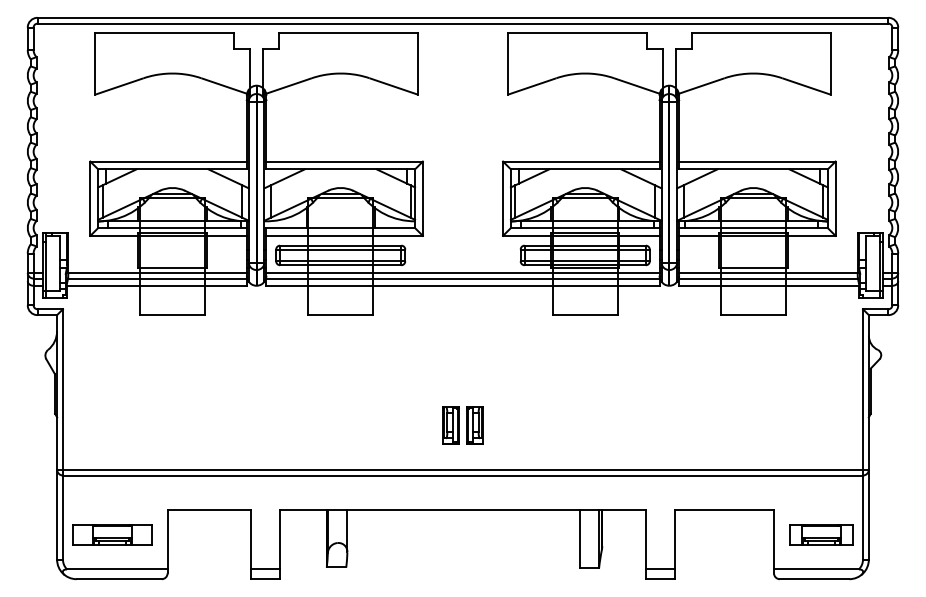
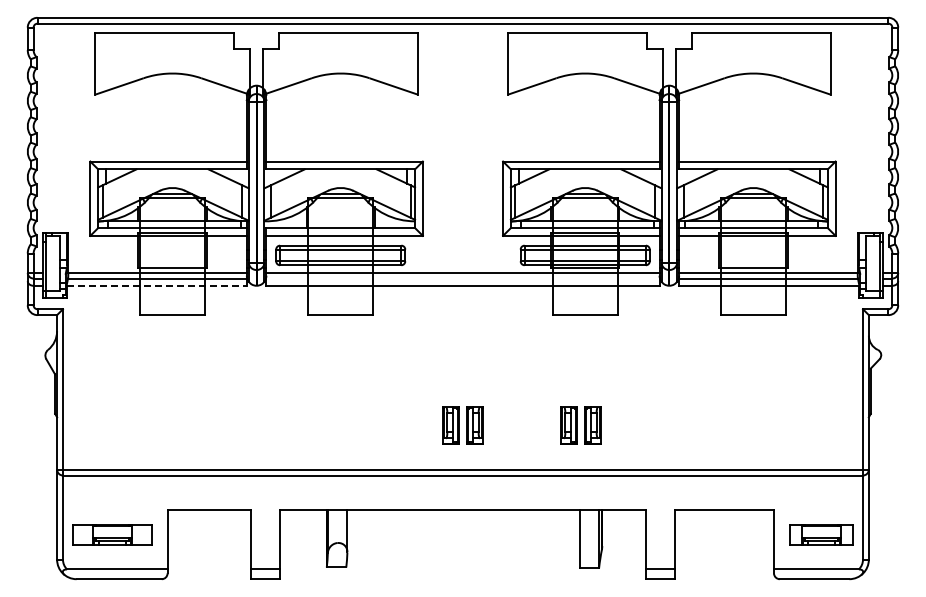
line: present -> none (462, 278)
line: solid -> dashed (157, 285)
part: none -> present (580, 425)
